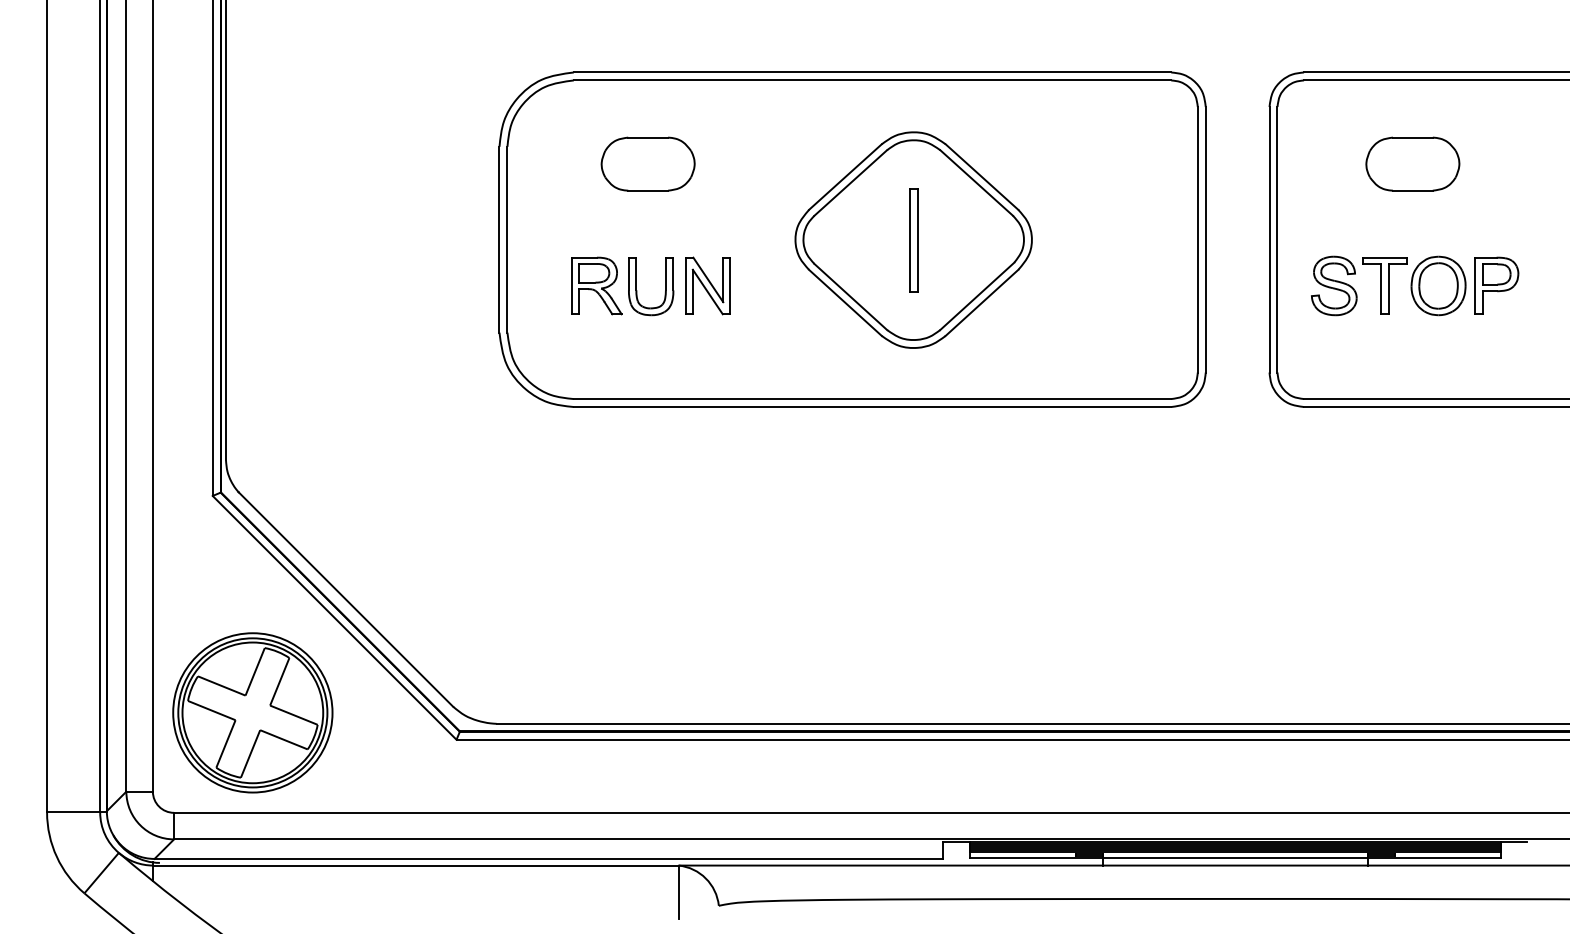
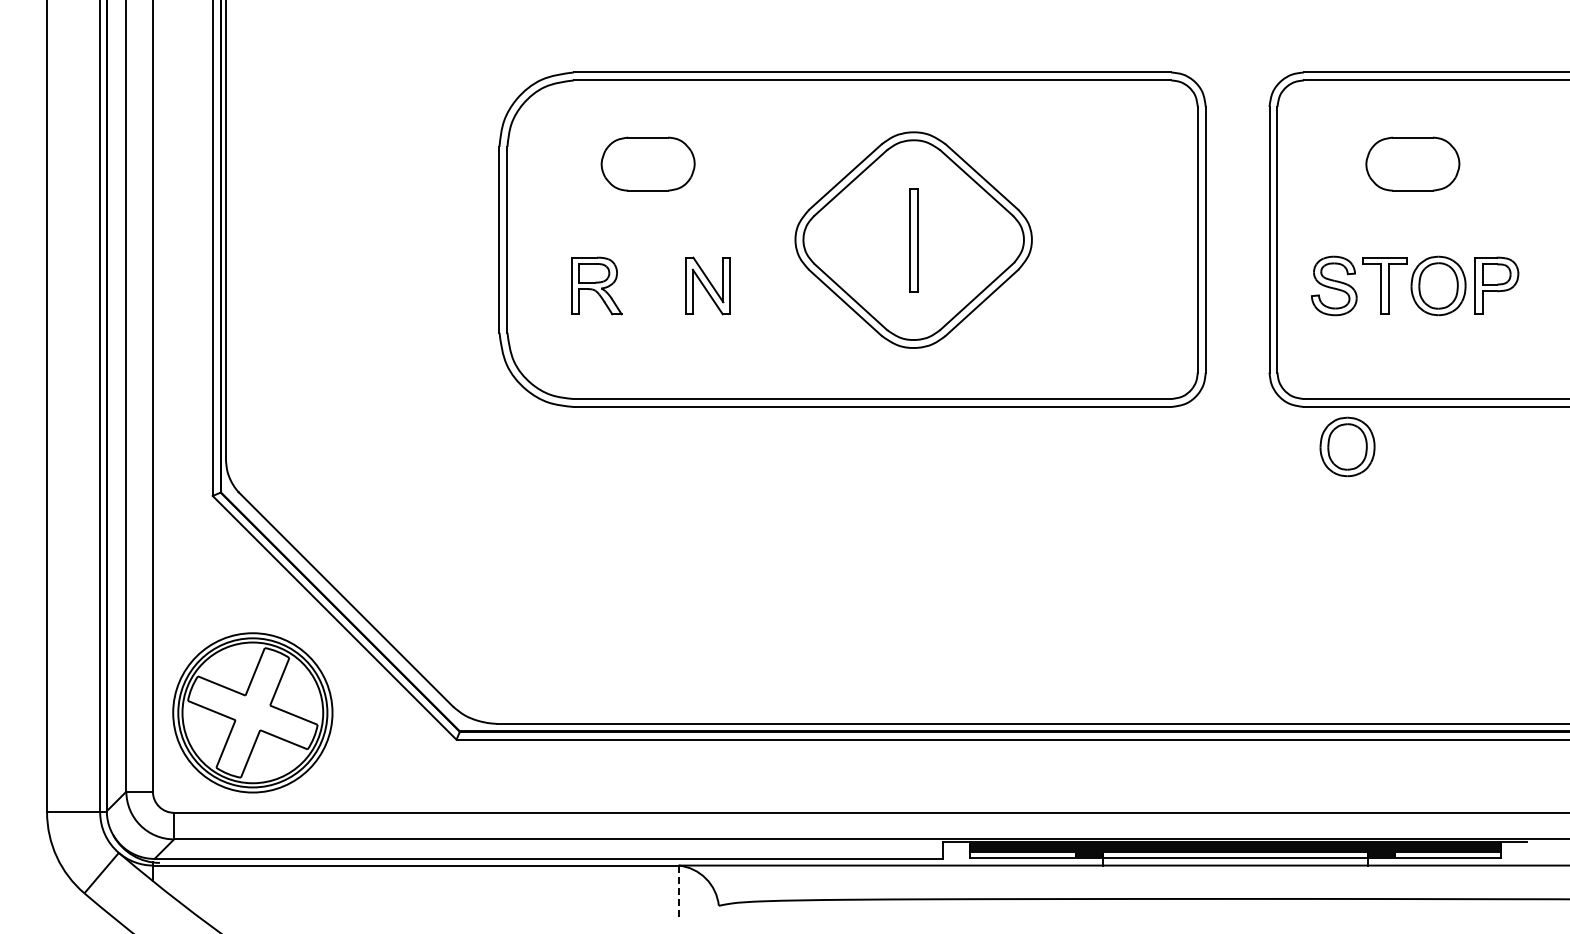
part: present -> none (665, 286)
part: none -> present (1347, 446)
line: solid -> dashed (678, 892)
